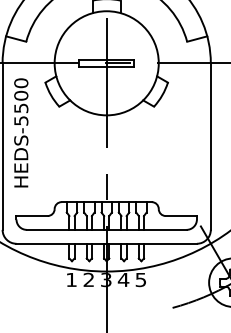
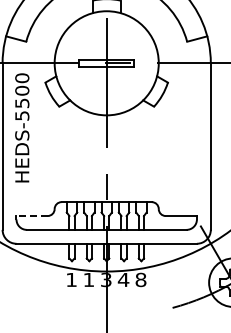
text position: (21, 132) -> (22, 127) (22, 127)
line: solid -> dashed (32, 216)
text: 2 -> 1 (88, 279)
text: 5 -> 8 (140, 279)
